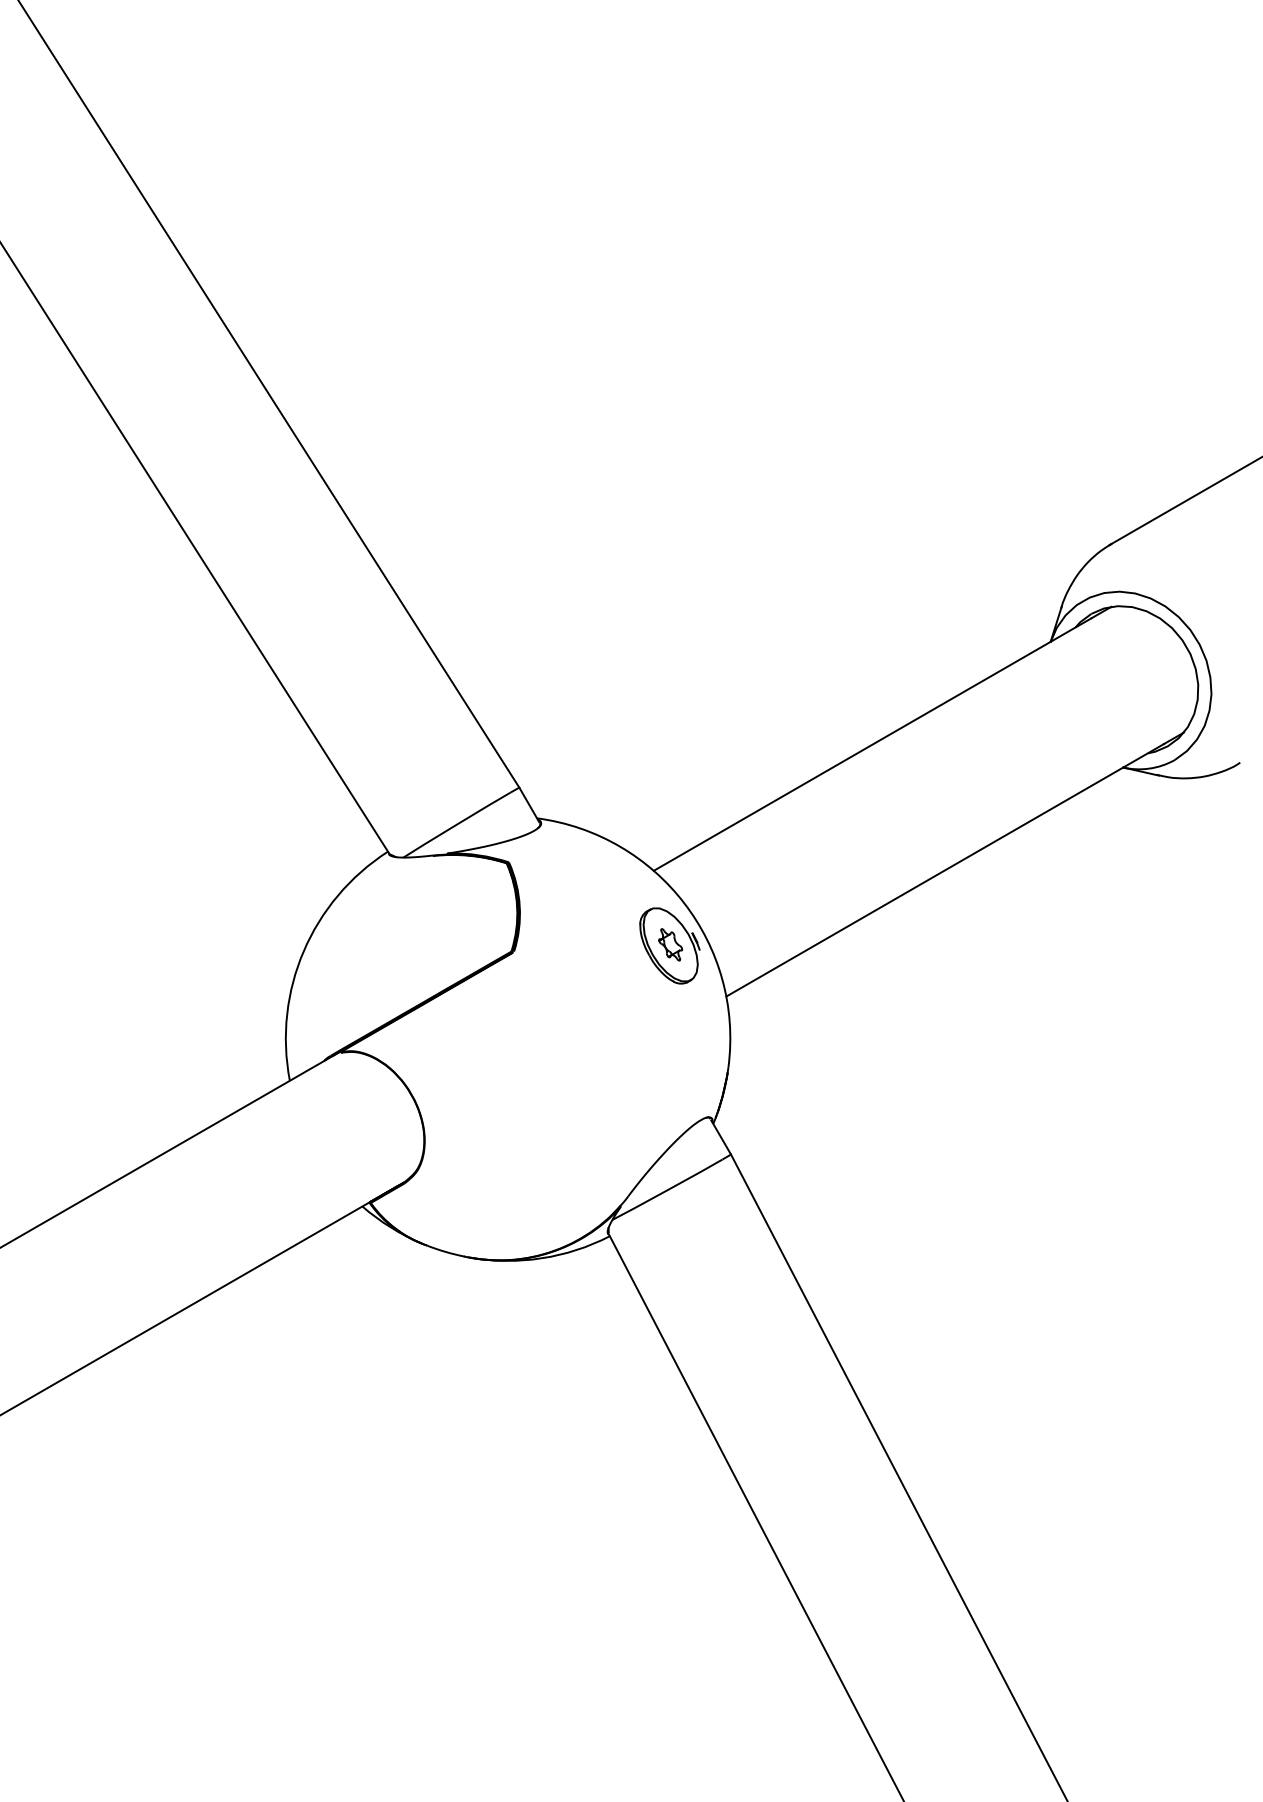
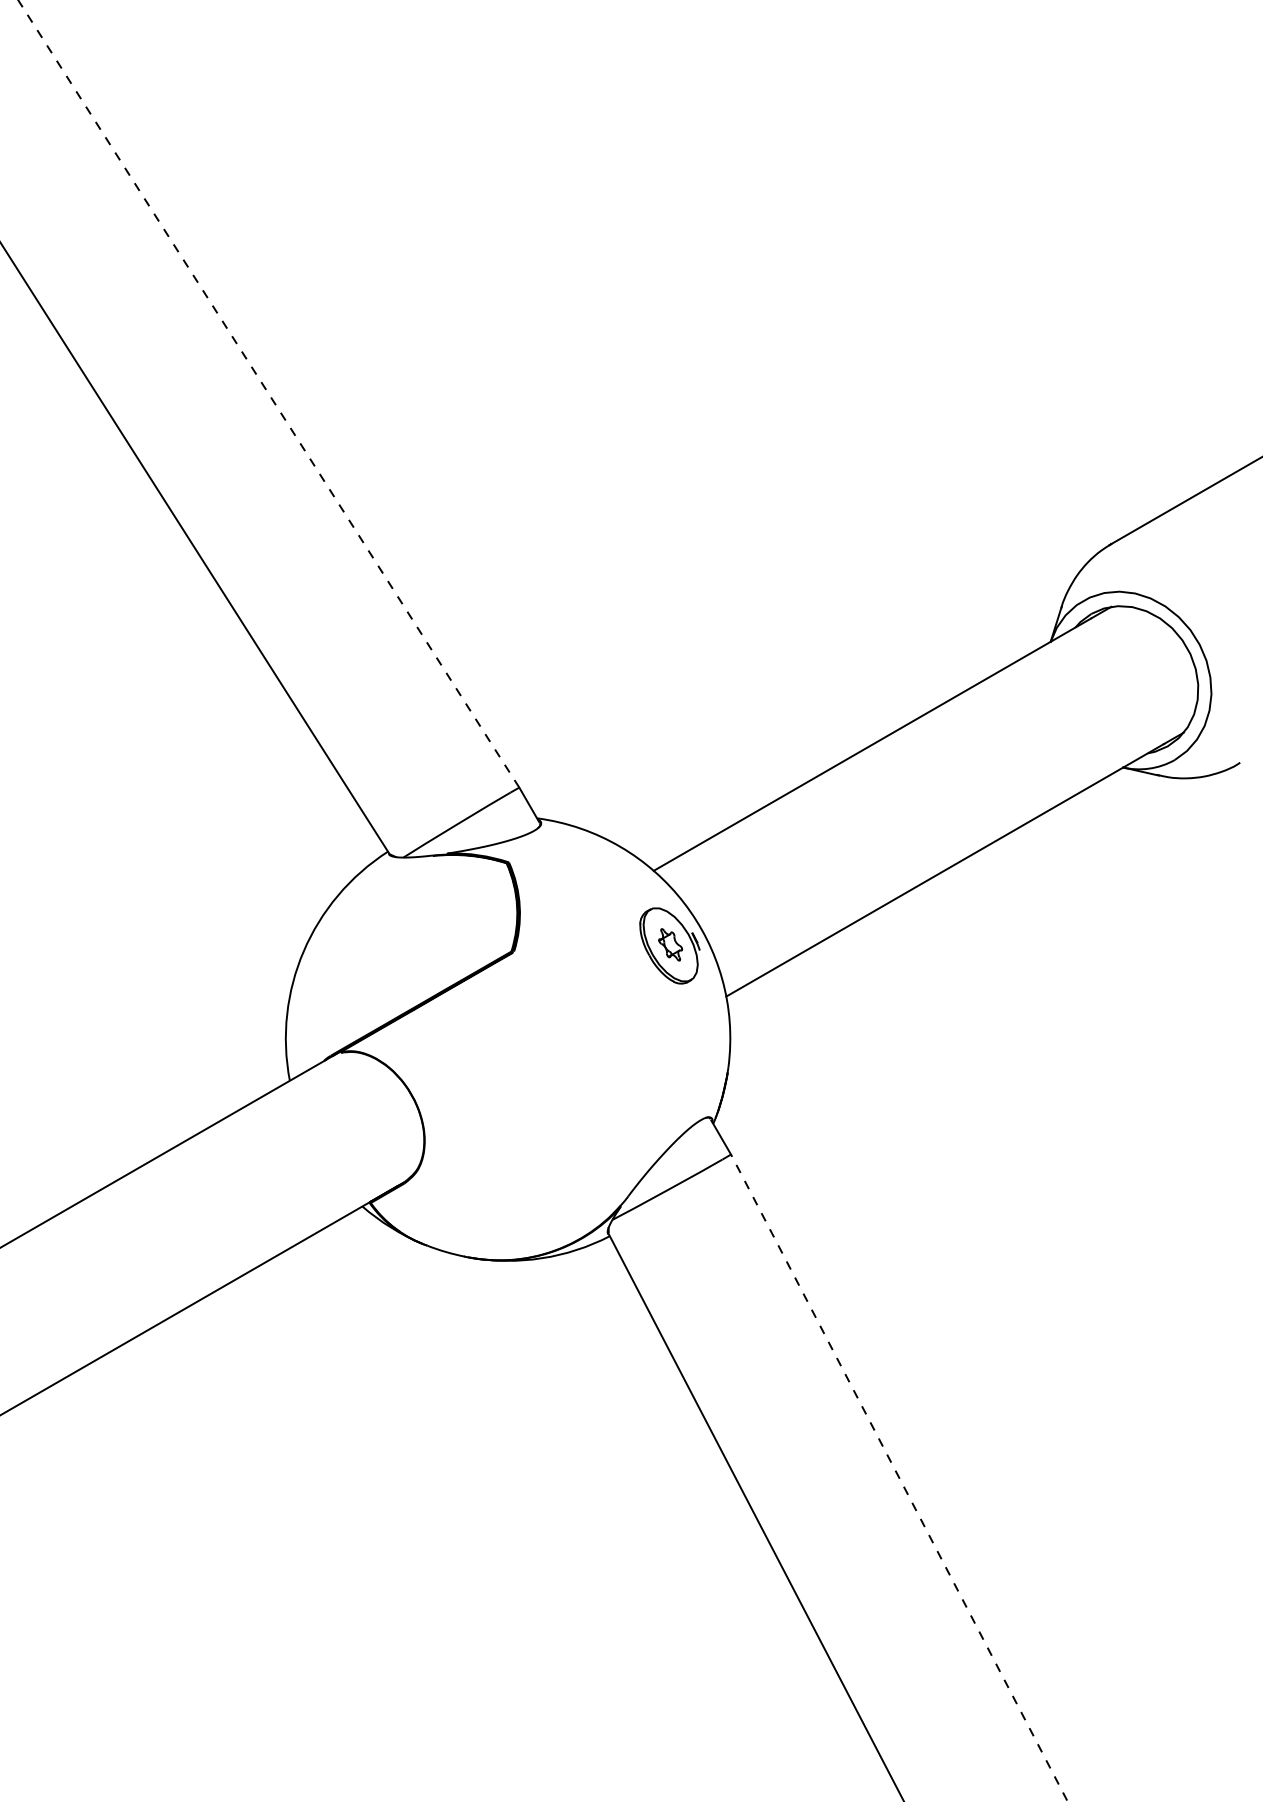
line: solid -> dashed (268, 394)
line: solid -> dashed (899, 1478)
